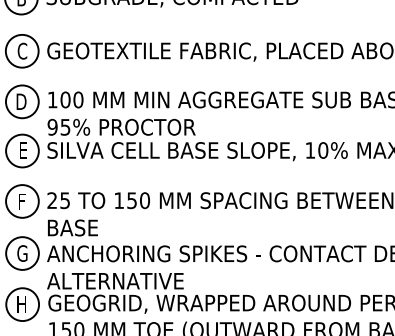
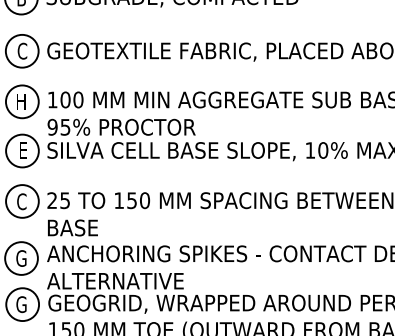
text: D -> H (21, 101)
text: F -> C (21, 201)
part position: (22, 253) -> (21, 258) (21, 258)
text: H -> G (21, 304)
